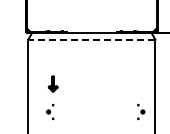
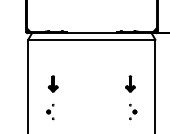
line: dashed -> solid (91, 39)
part: none -> present (130, 83)
part position: (141, 111) -> (133, 111) (133, 111)
